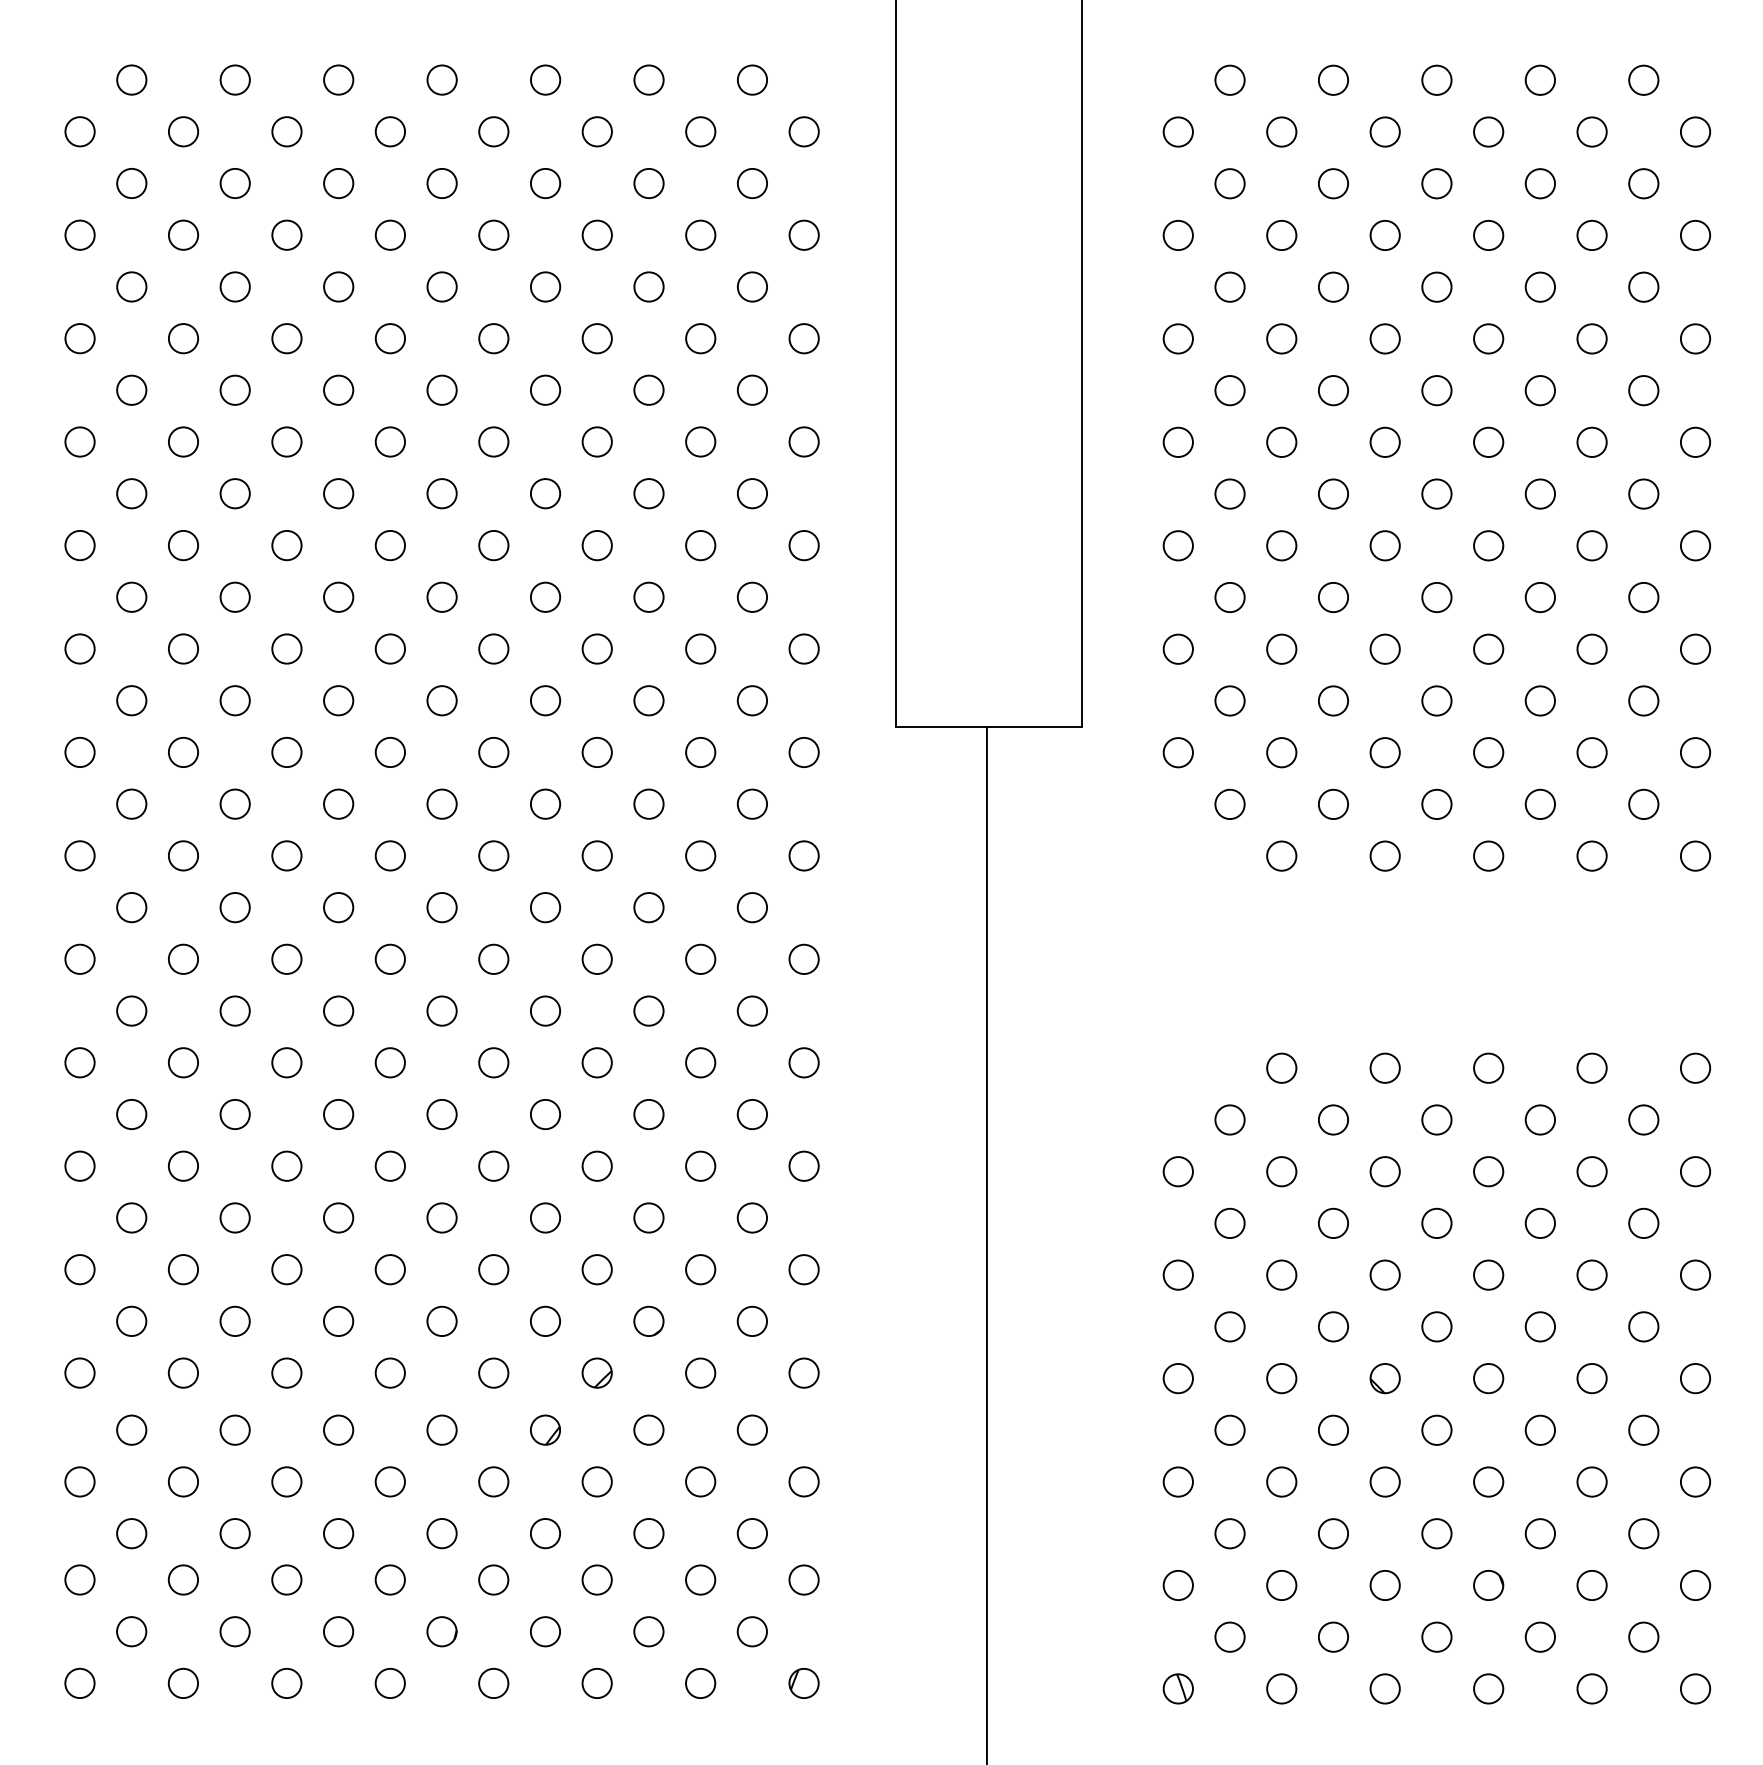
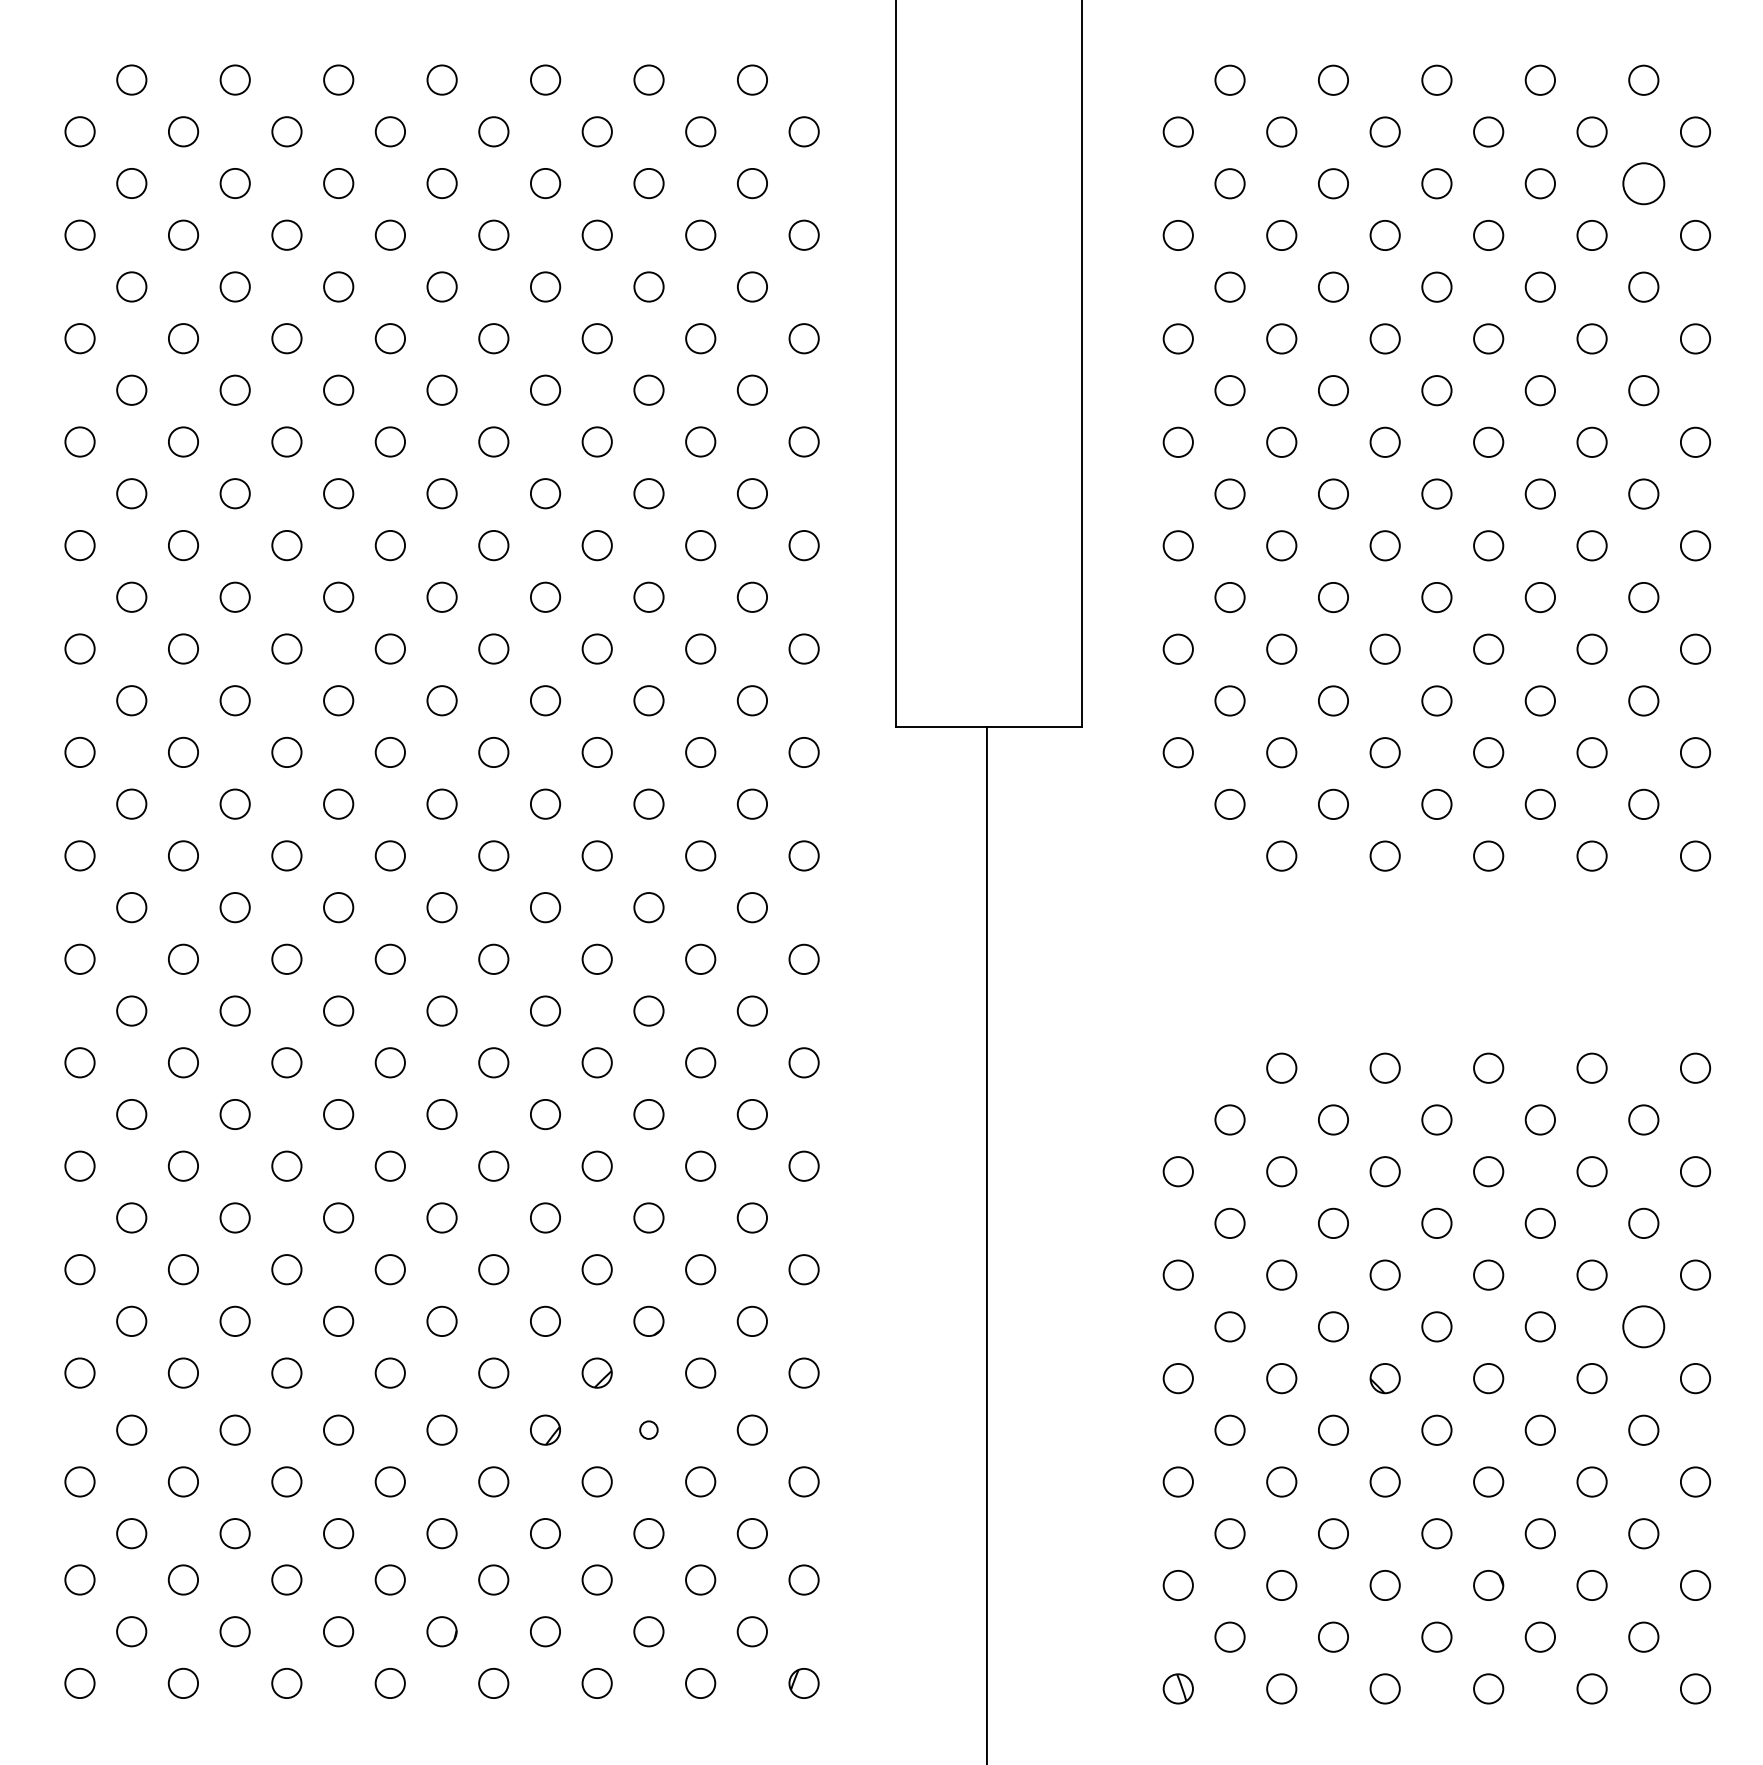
circle diameter: 29 px -> 41 px (1643, 183)
circle size: 32x32 px -> 44x44 px (1643, 1326)
circle diameter: 29 px -> 18 px (648, 1429)
